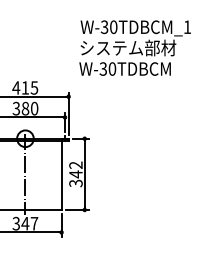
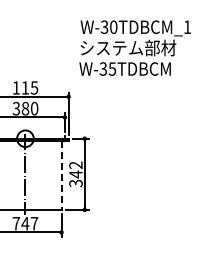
text: W-30TDBCM -> W-35TDBCM (112, 68)
text: 415 -> 115 (16, 87)
line: solid -> dashed (61, 176)
text: 347 -> 747 (16, 223)
